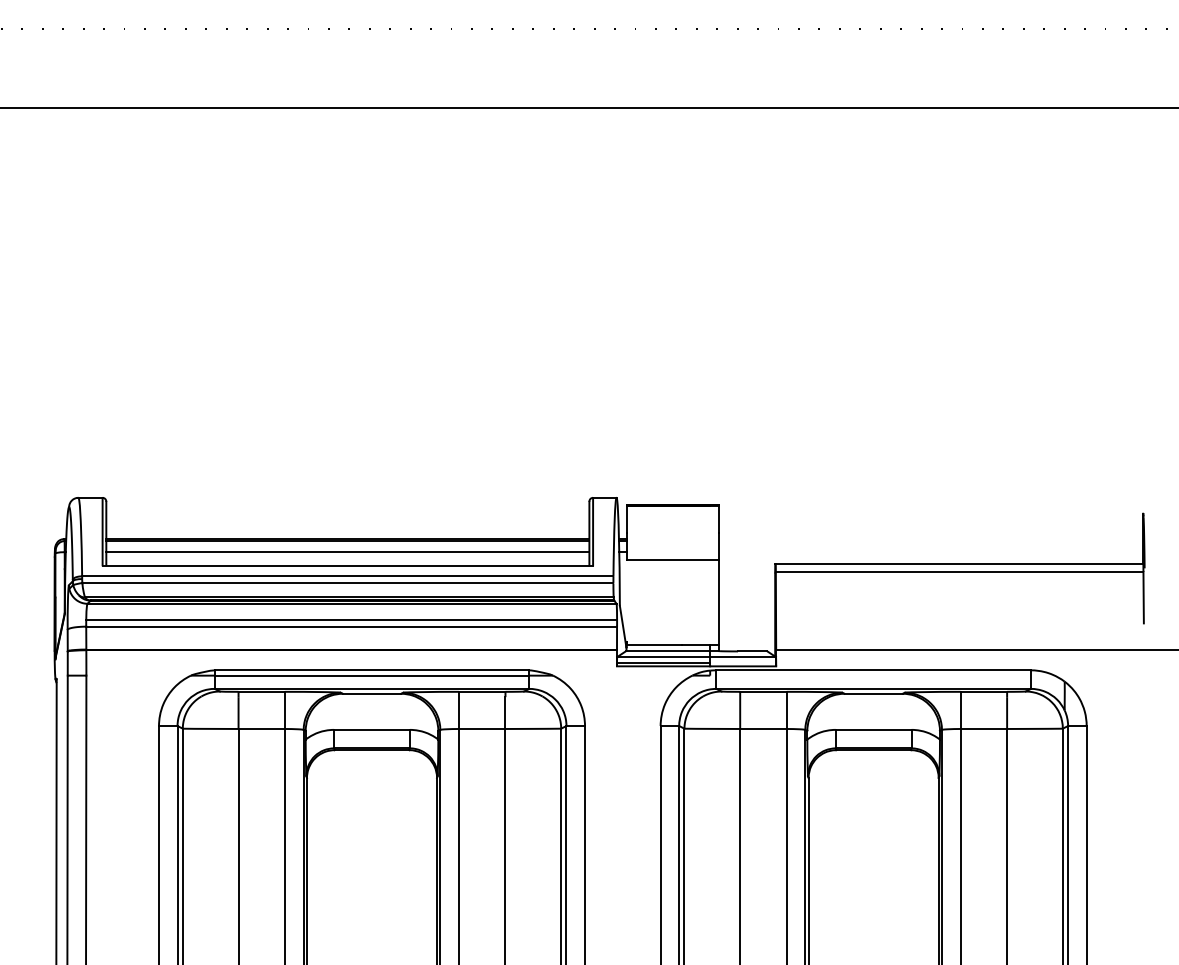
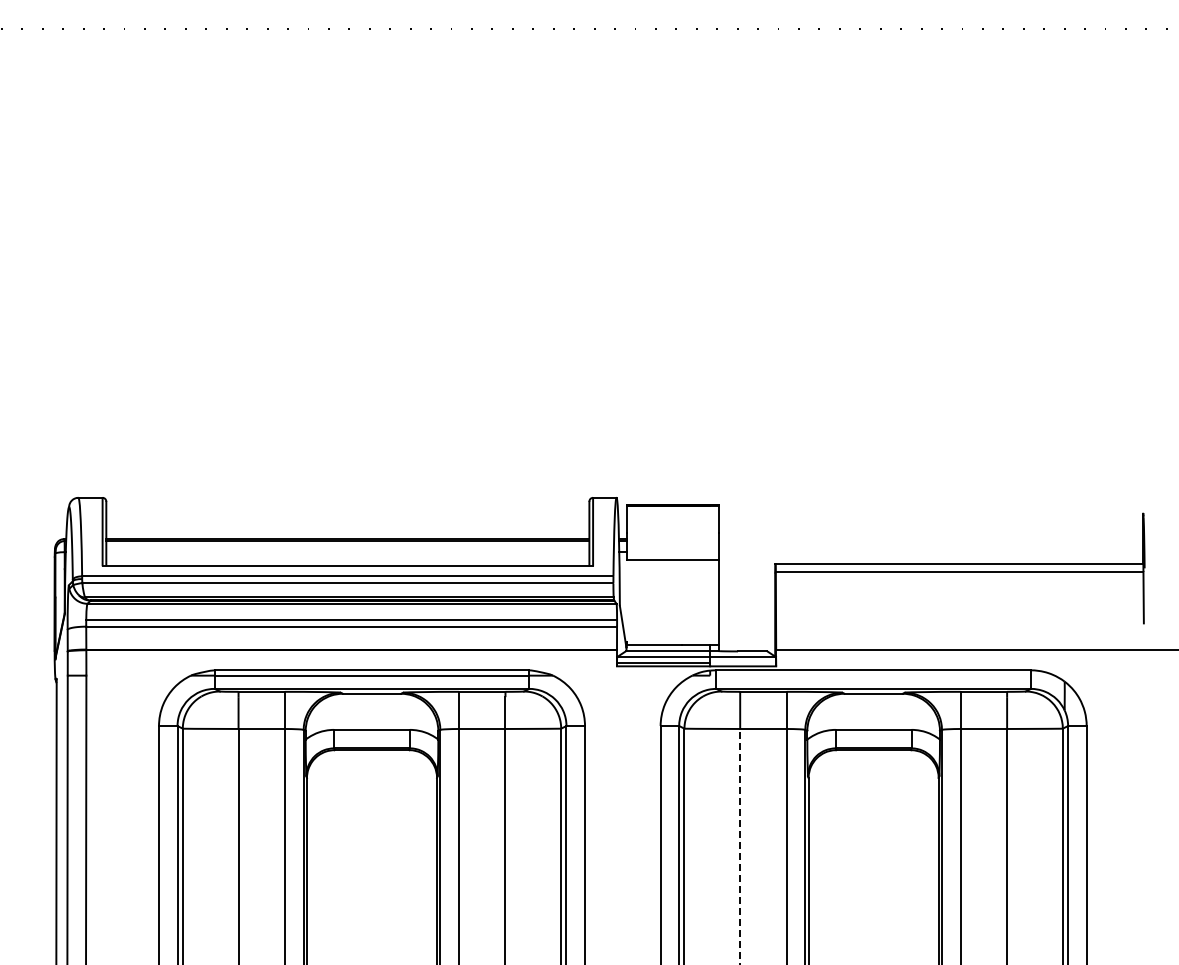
line: present -> none (588, 107)
line: present -> none (347, 552)
line: solid -> dashed (740, 846)
